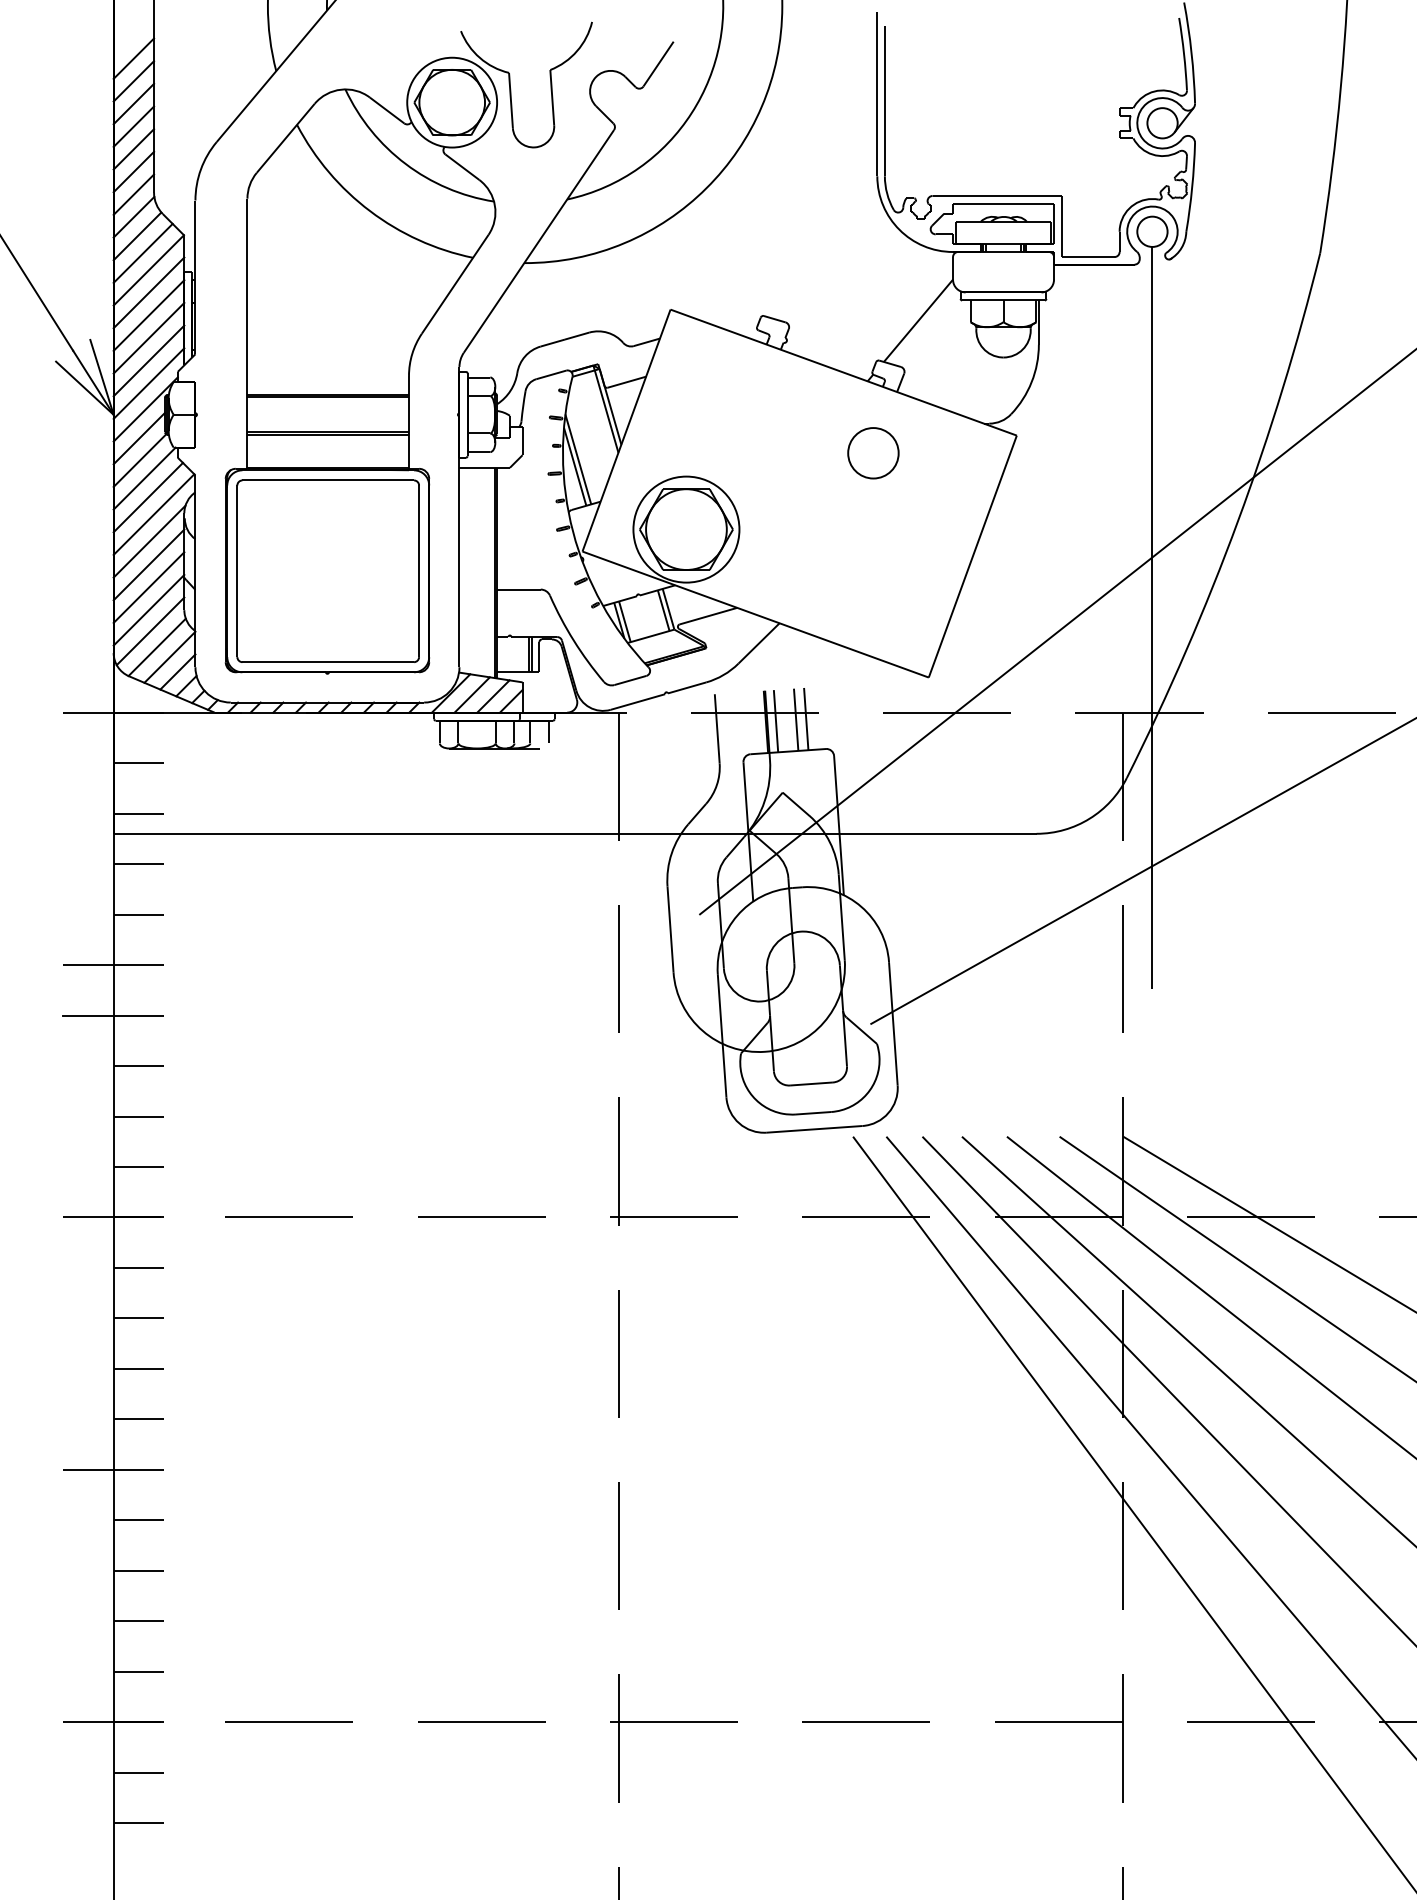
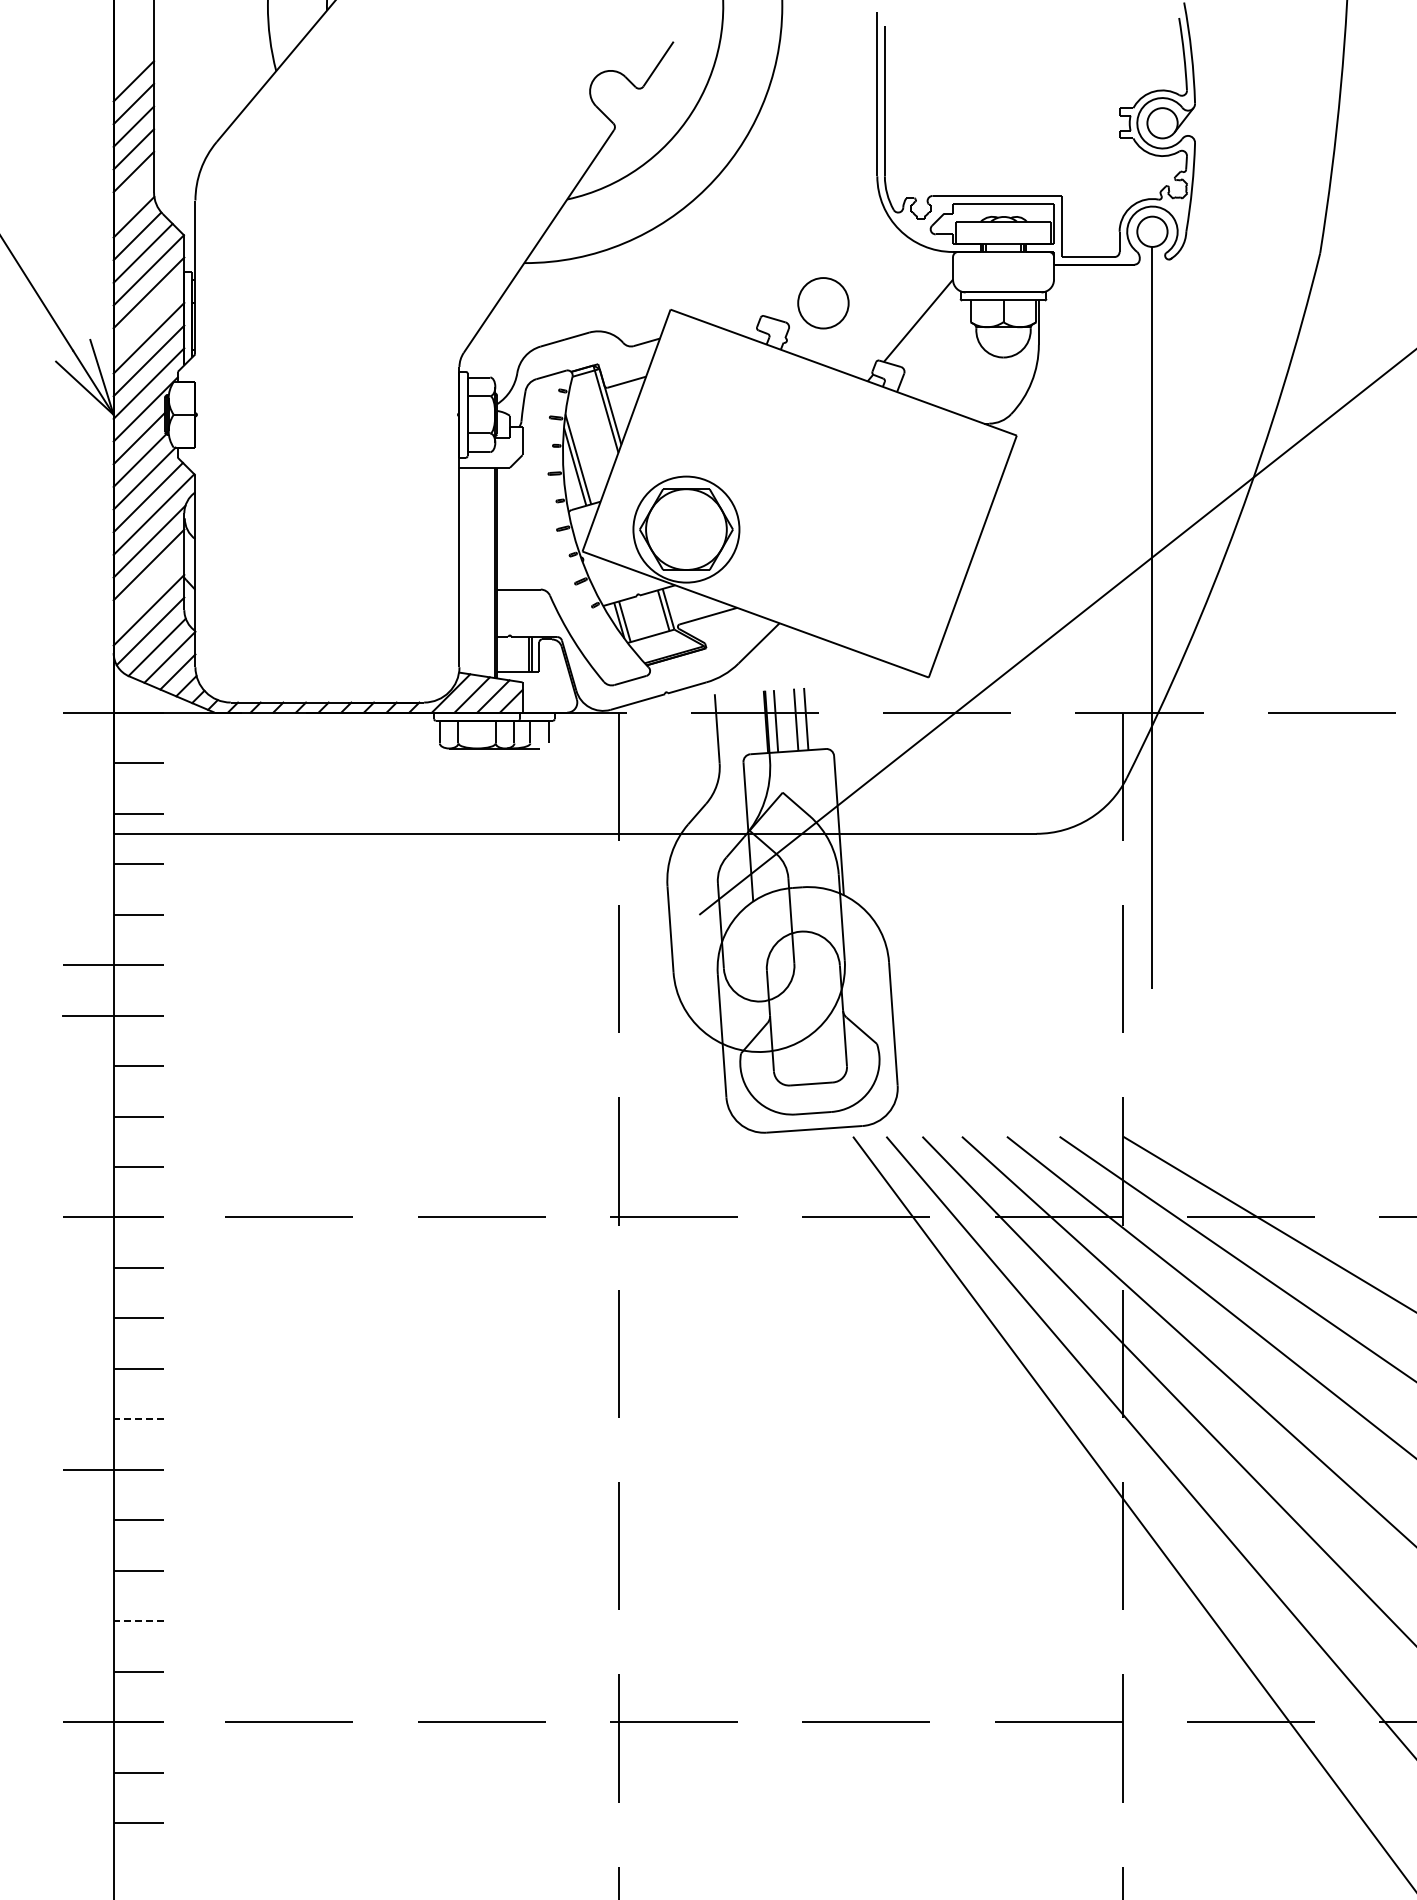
line: present -> none (133, 58)
line: present -> none (133, 194)
line: present -> none (148, 315)
part: present -> none (408, 347)
part position: (873, 453) -> (823, 303) (823, 303)
line: present -> none (148, 587)
line: present -> none (1142, 871)
line: solid -> dashed (138, 1419)
line: solid -> dashed (138, 1621)
